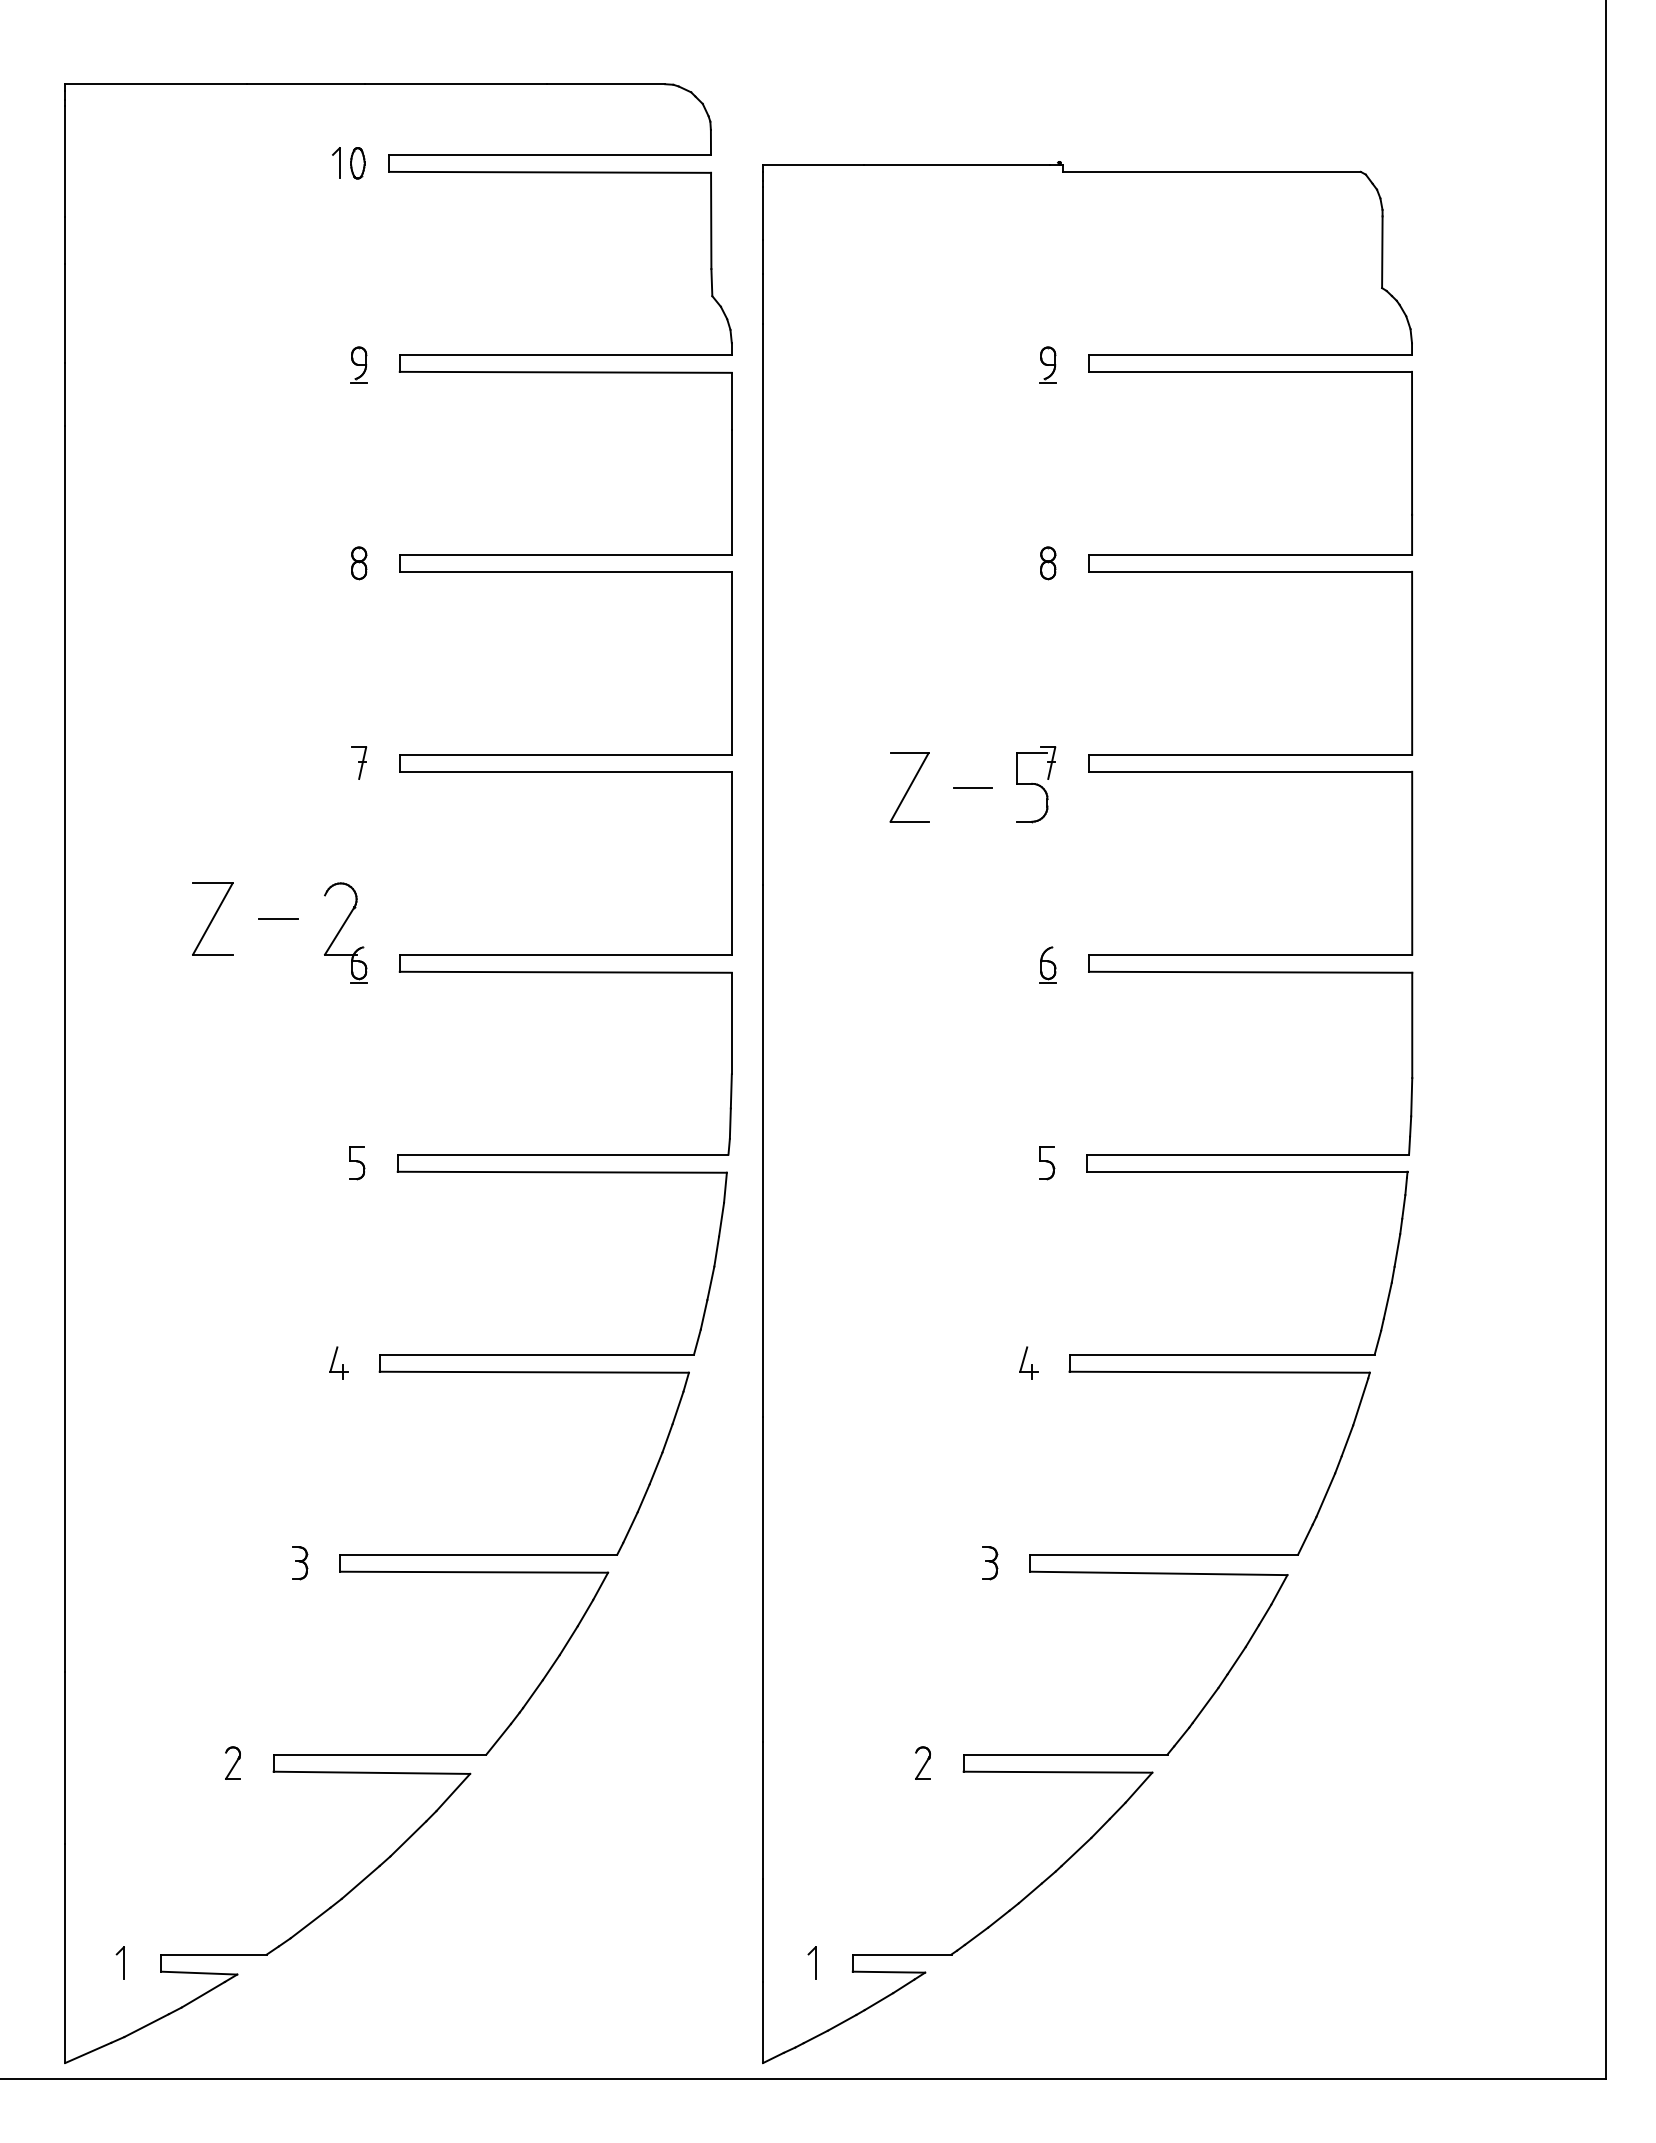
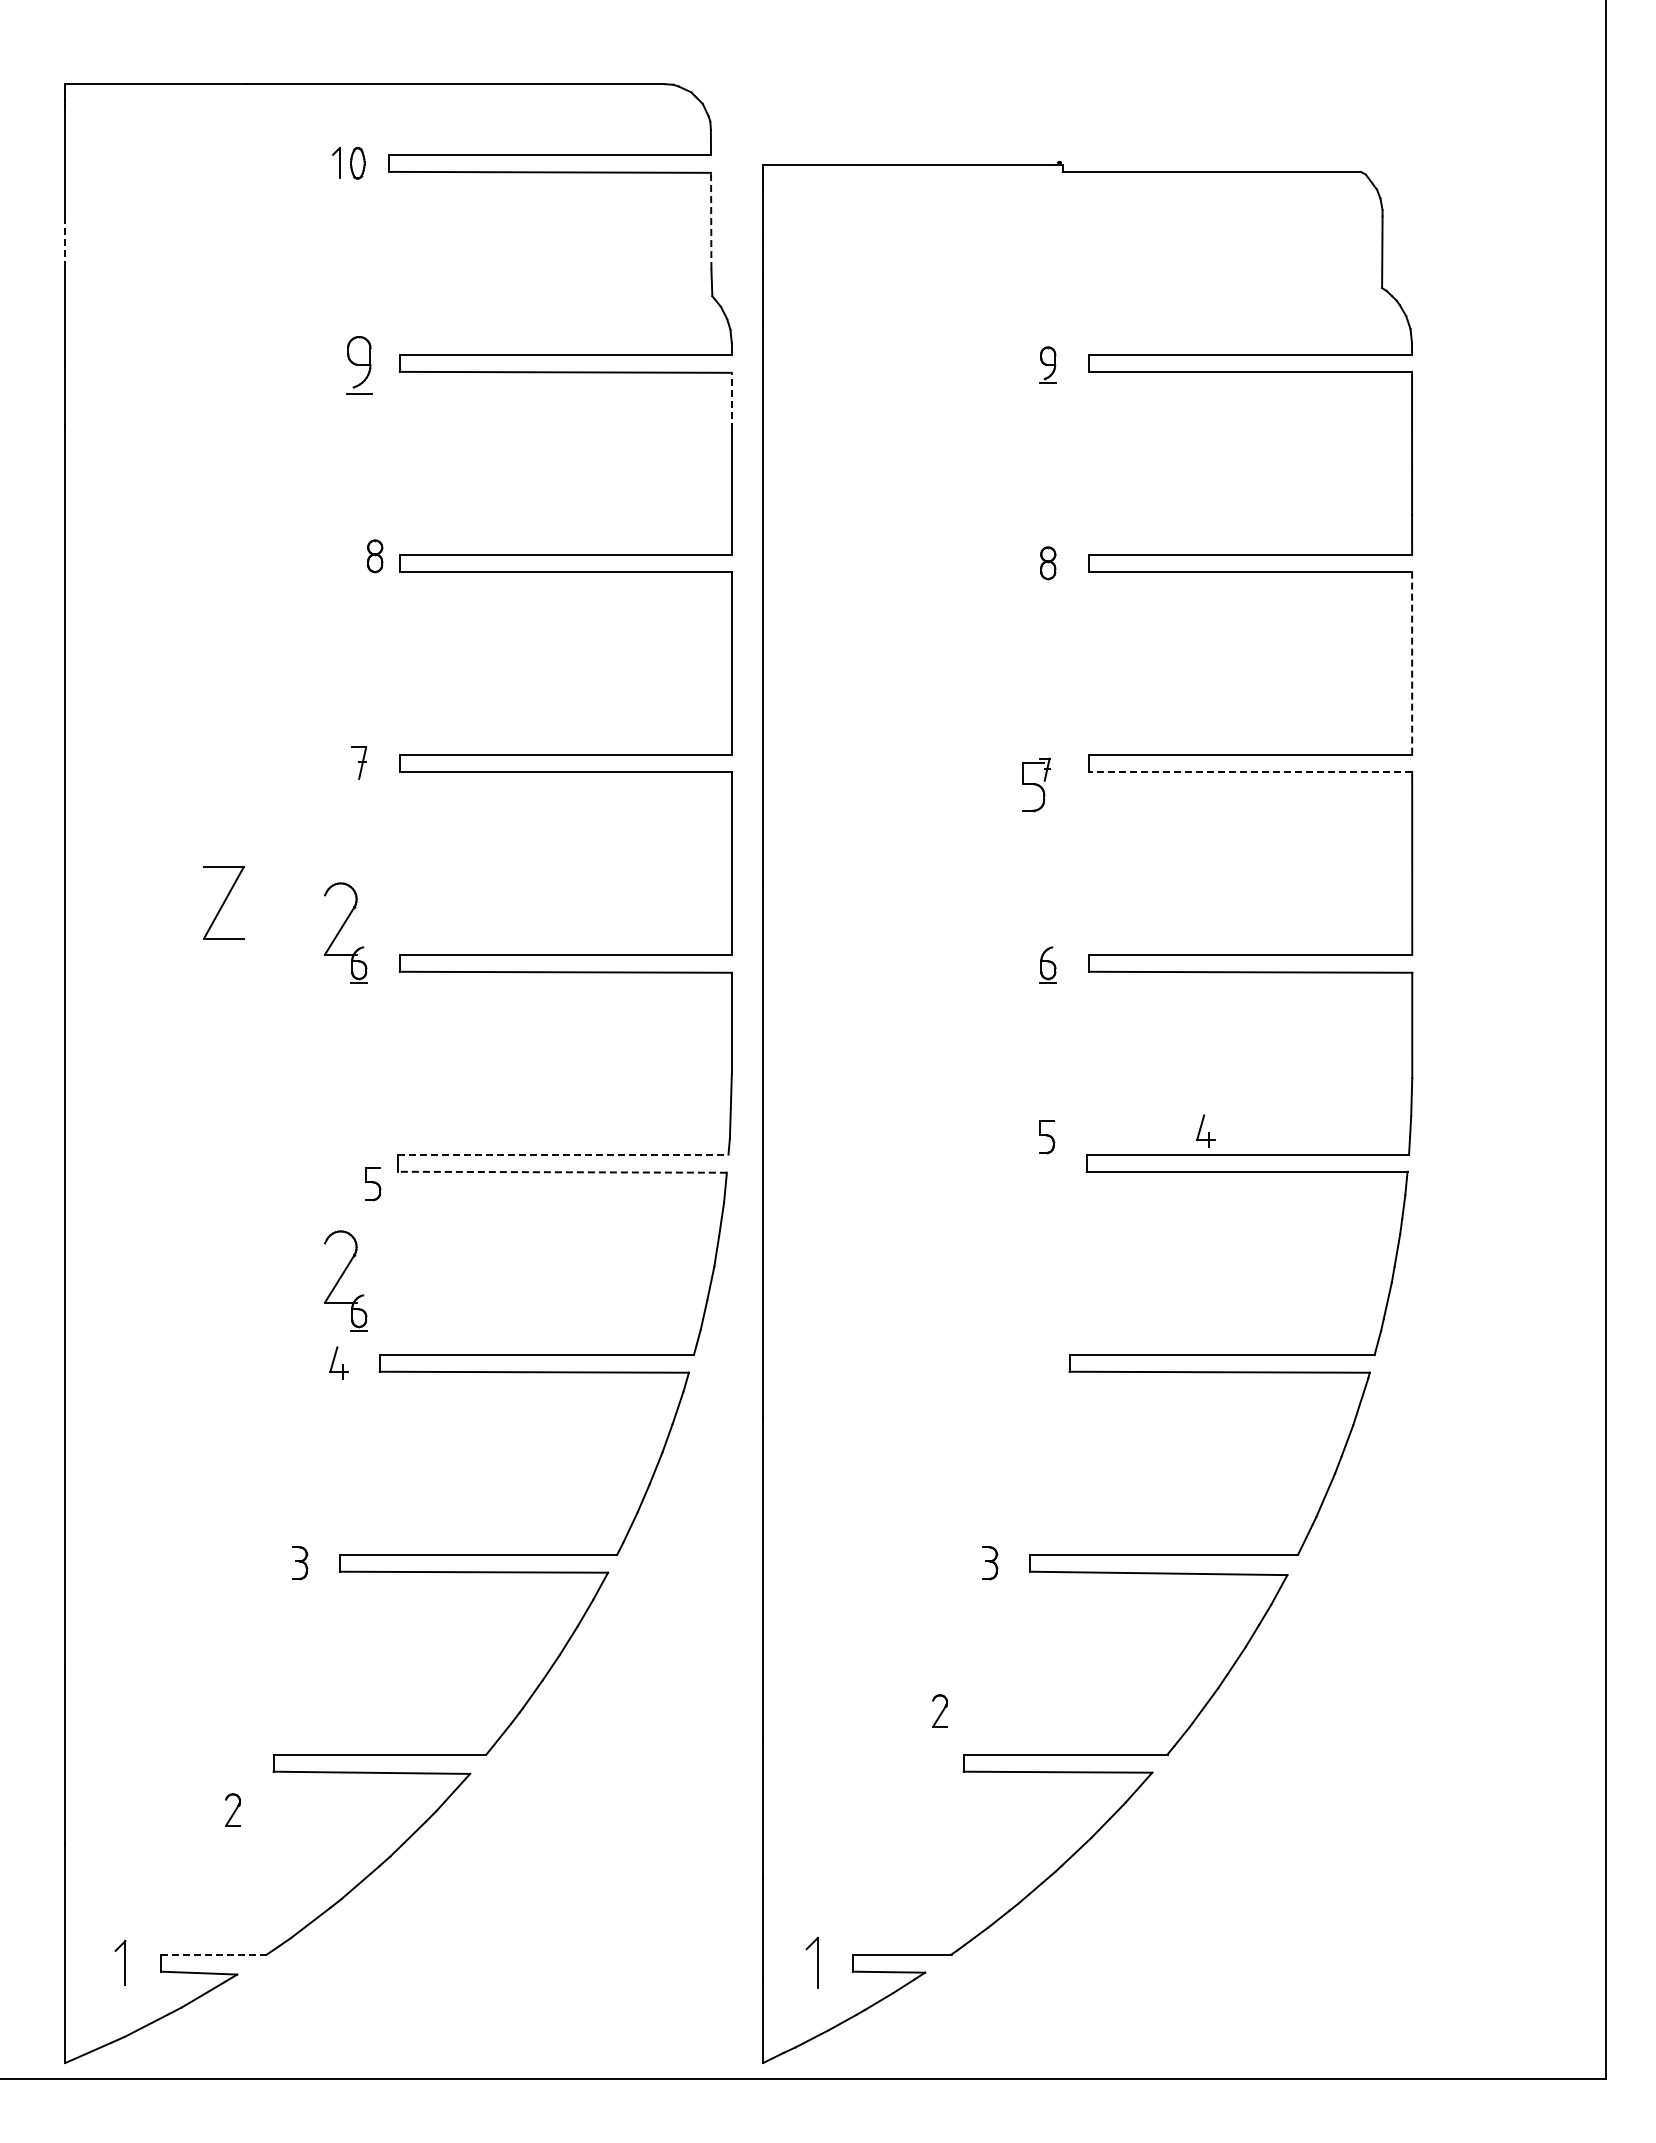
line: solid -> dashed (711, 220)
line: solid -> dashed (65, 240)
part size: 18x38 px -> 27x59 px (359, 365)
line: solid -> dashed (731, 401)
part position: (359, 563) -> (375, 556) (375, 556)
line: solid -> dashed (1412, 662)
line: solid -> dashed (1250, 771)
part size: 41x78 px -> 29x56 px (1036, 784)
part: present -> none (909, 787)
line: present -> none (972, 787)
part position: (212, 918) -> (223, 902) (223, 902)
line: present -> none (278, 919)
line: solid -> dashed (563, 1154)
part position: (357, 1163) -> (373, 1184) (373, 1184)
part position: (1047, 1163) -> (1047, 1137) (1047, 1137)
line: solid -> dashed (562, 1172)
part: none -> present (345, 1280)
part position: (1028, 1362) -> (1205, 1130) (1205, 1130)
part position: (232, 1762) -> (232, 1809) (232, 1809)
part position: (922, 1762) -> (939, 1710) (939, 1710)
line: solid -> dashed (213, 1954)
part size: 10x34 px -> 13x46 px (120, 1962)
part size: 10x34 px -> 14x52 px (811, 1962)
